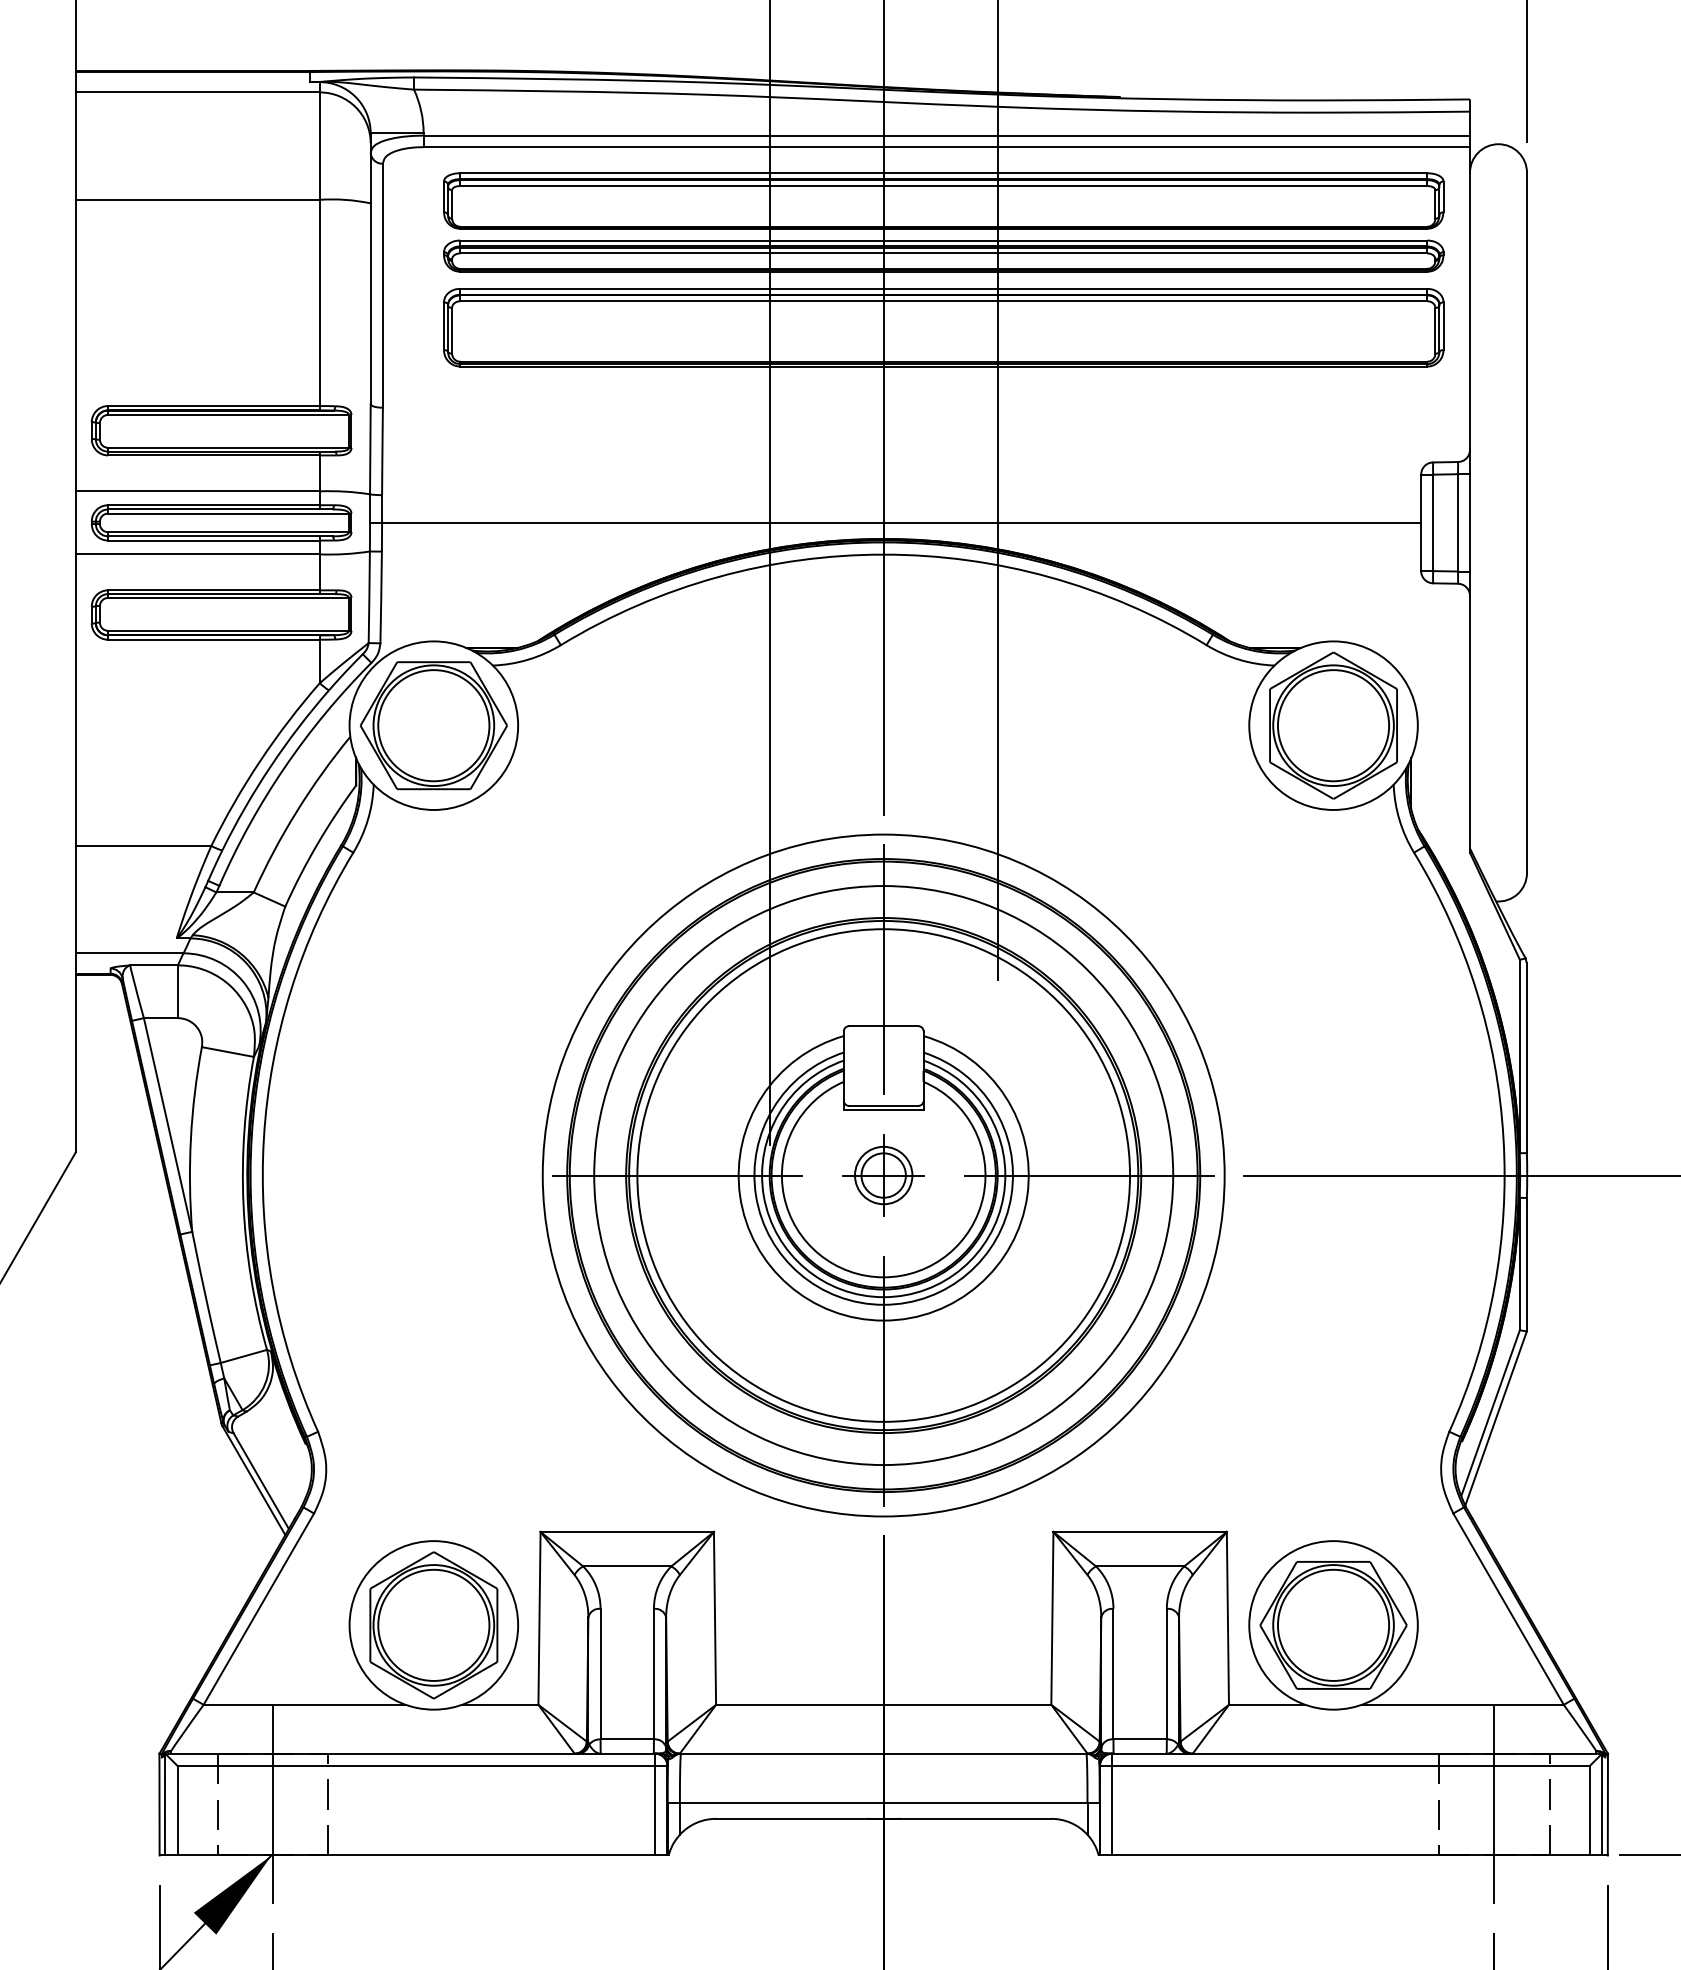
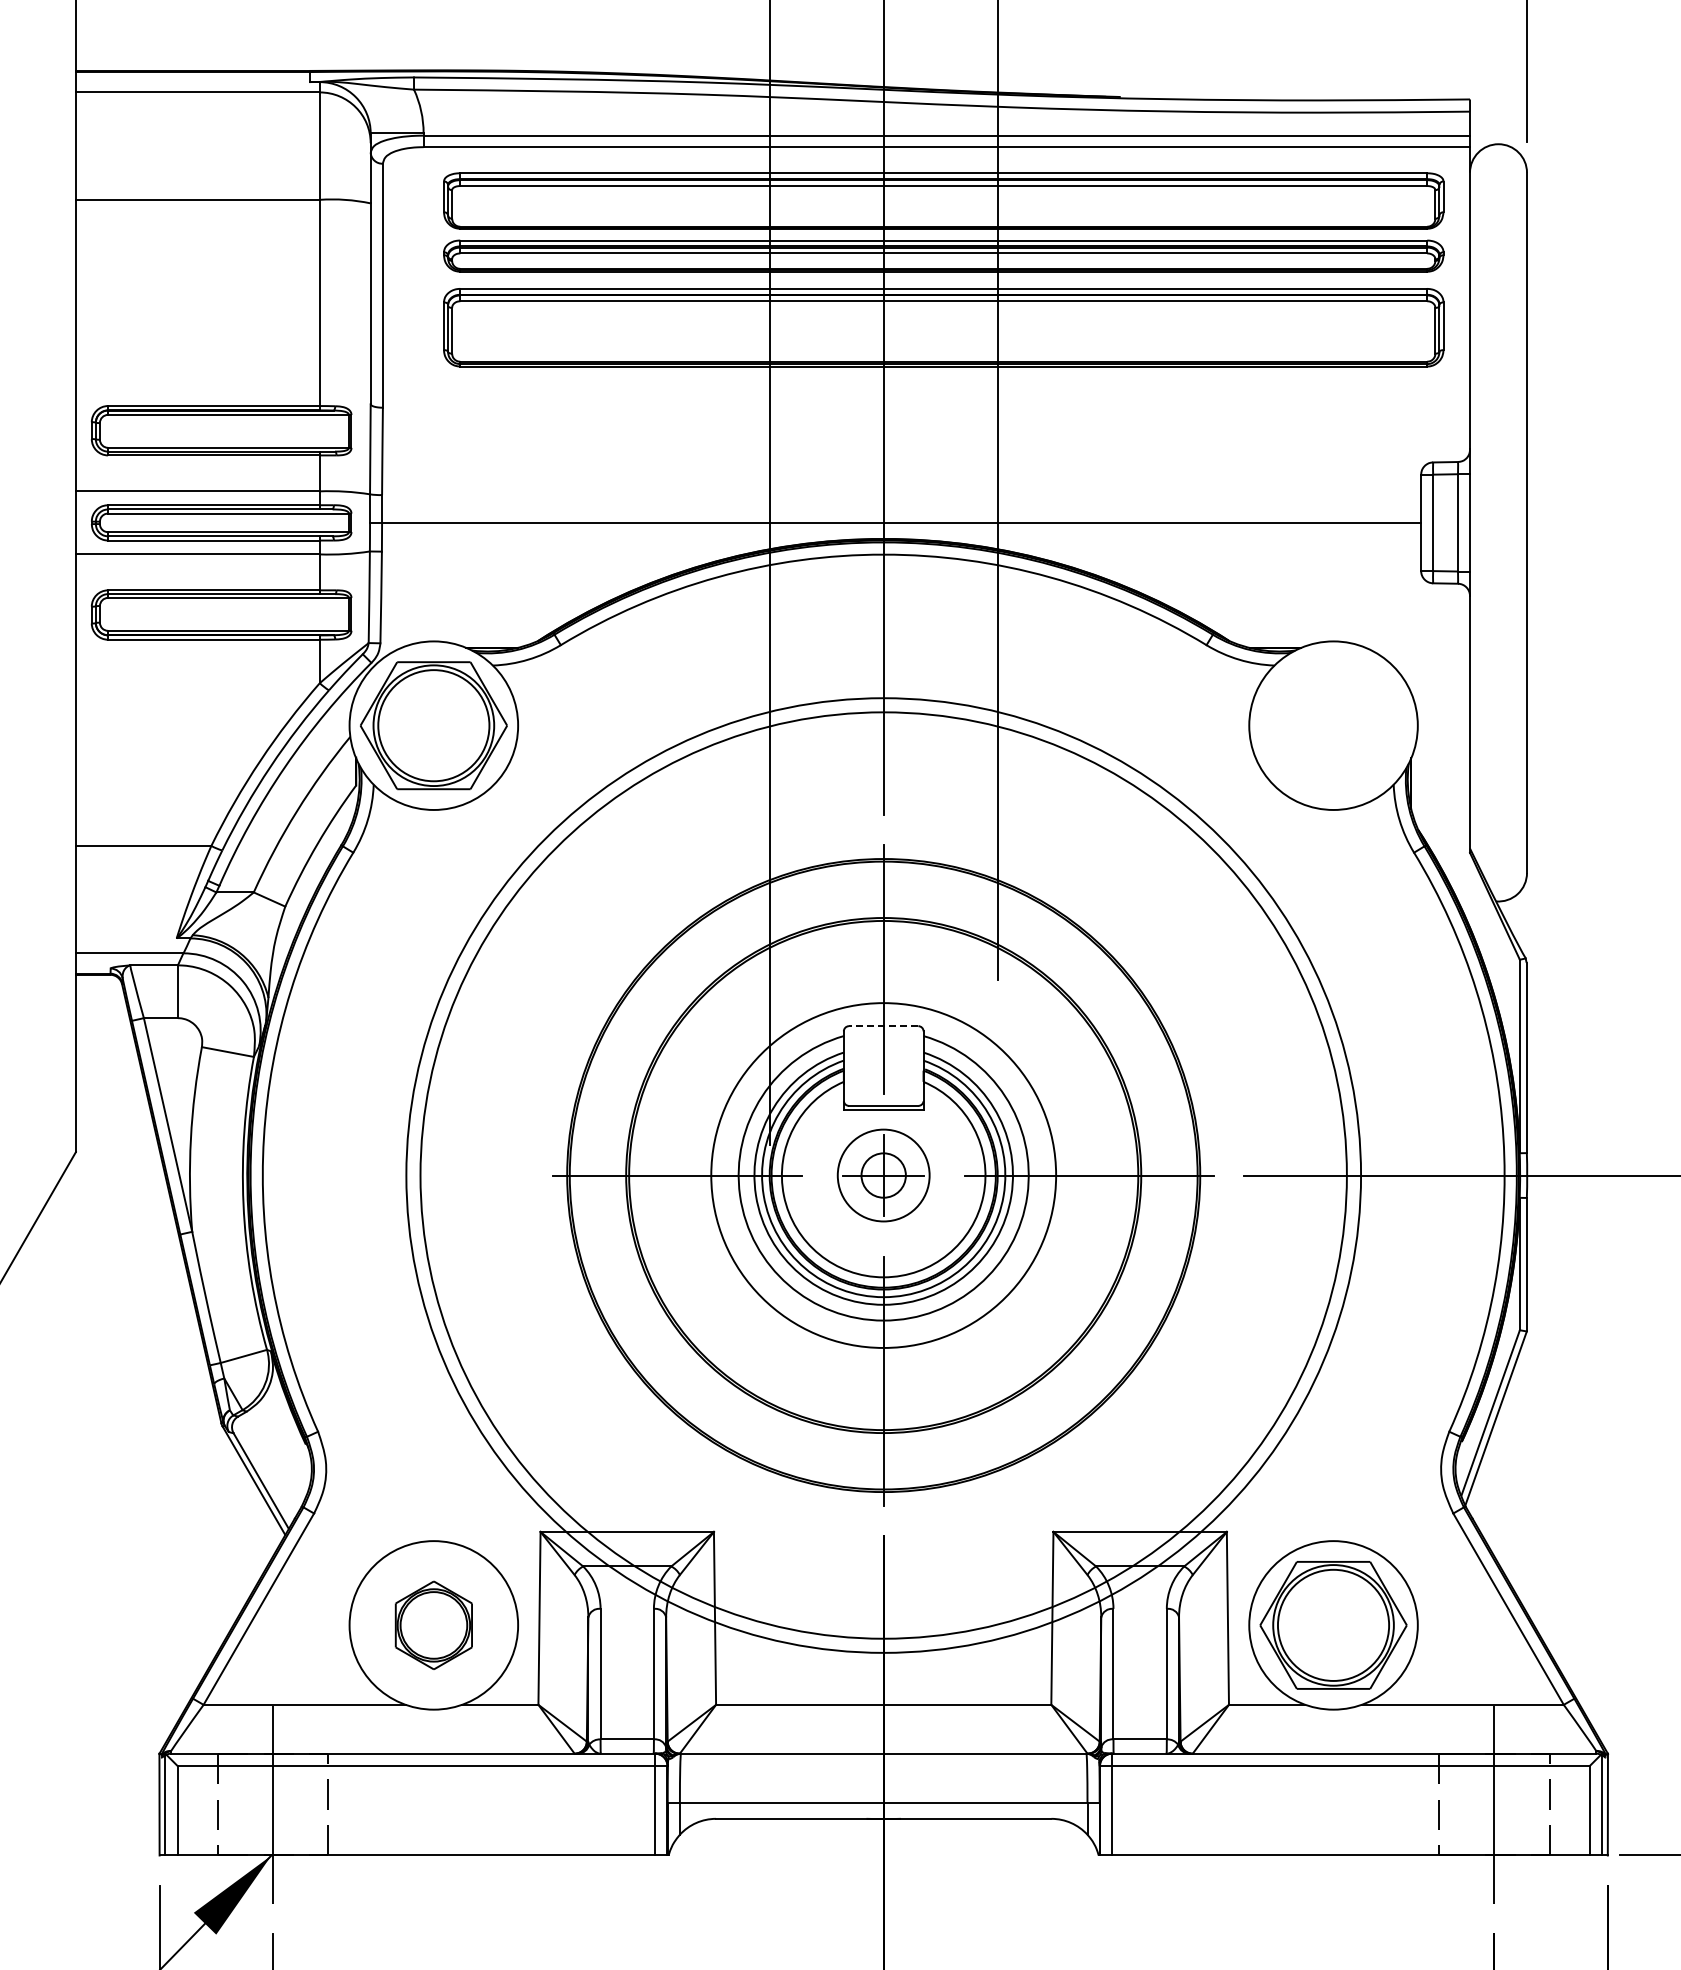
part: present -> none (1333, 725)
line: solid -> dashed (883, 1026)
circle diameter: 493 px -> 345 px (883, 1175)
circle diameter: 57 px -> 92 px (883, 1175)
circle diameter: 579 px -> 926 px (883, 1175)
circle diameter: 682 px -> 955 px (883, 1175)
part size: 130x149 px -> 79x90 px (433, 1624)
